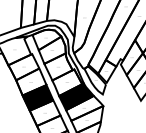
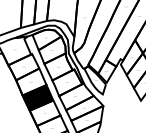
hatch: present -> none (76, 96)
